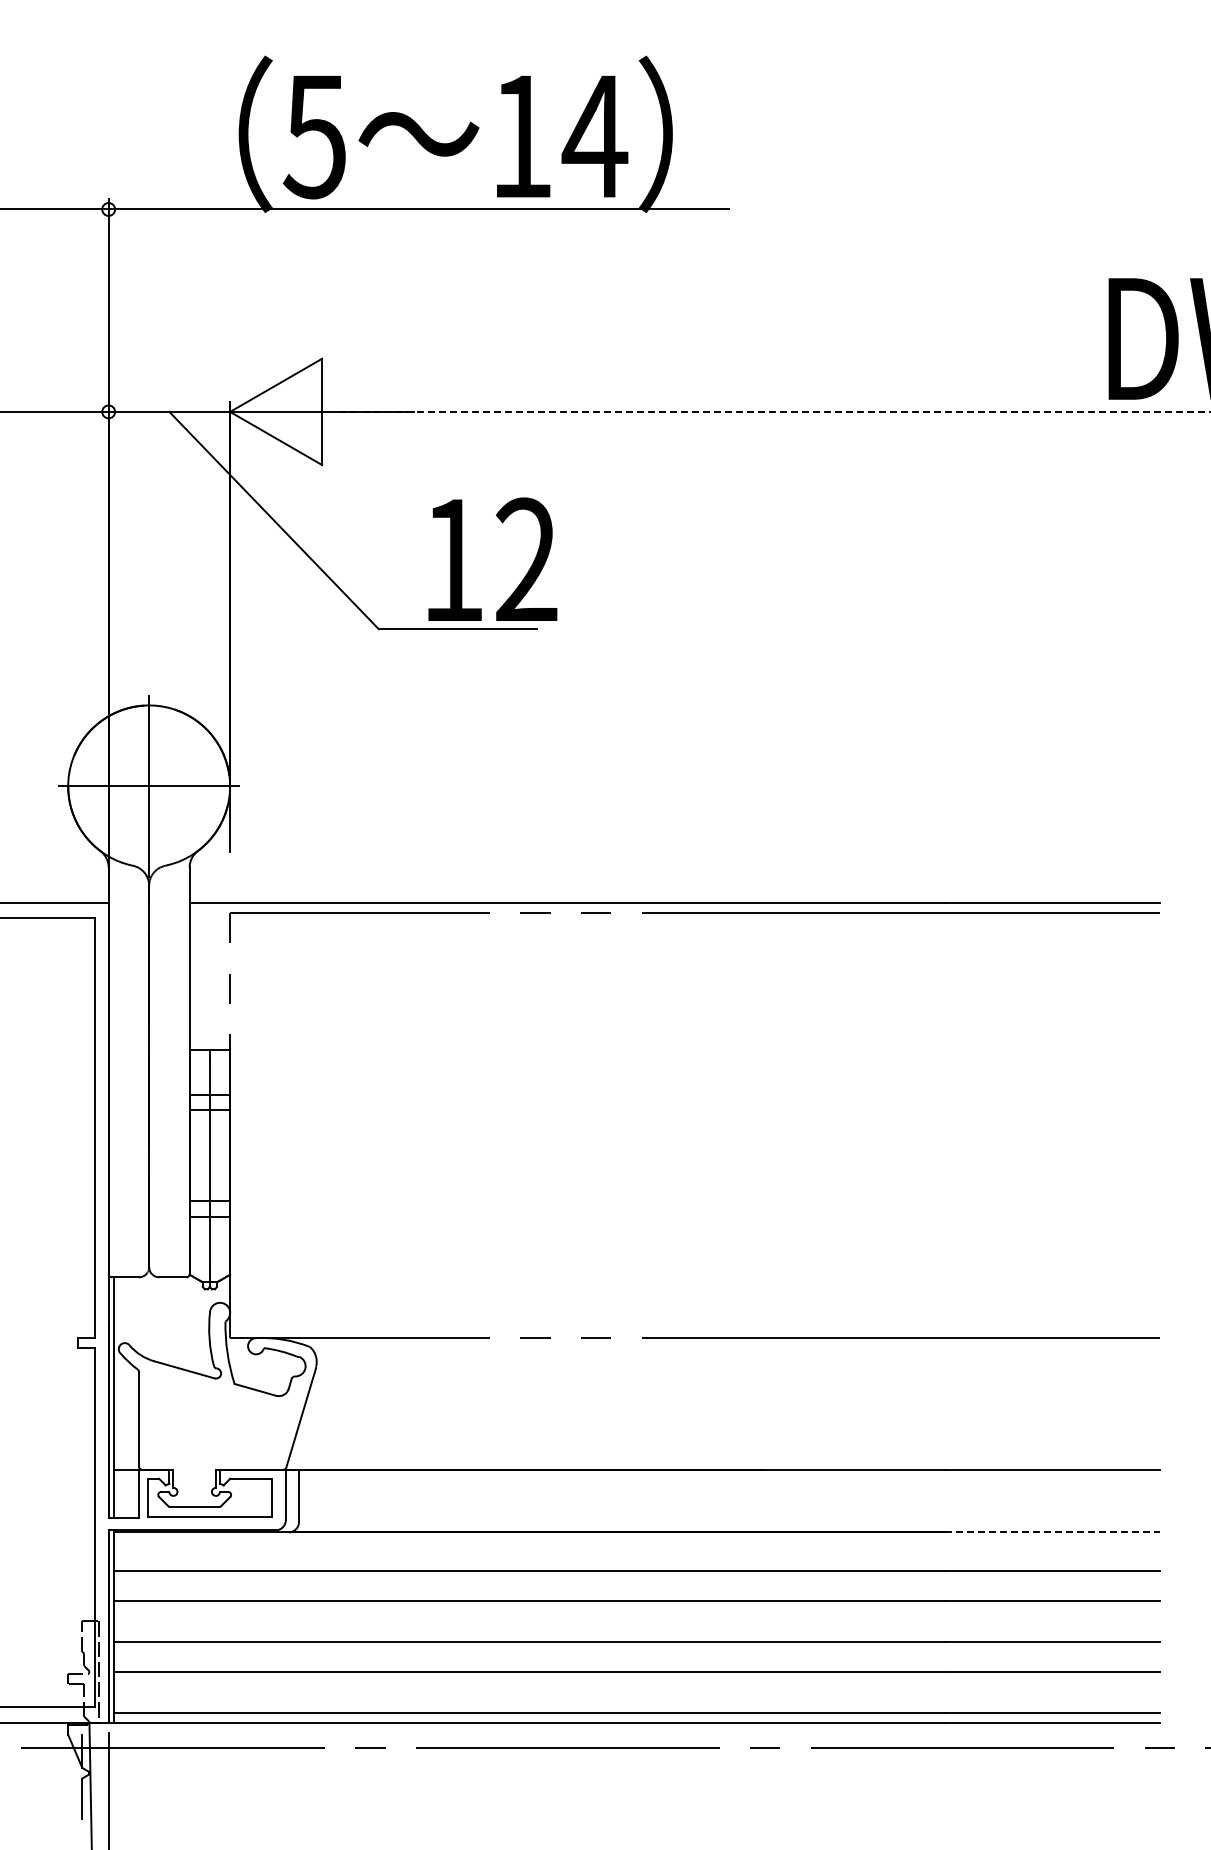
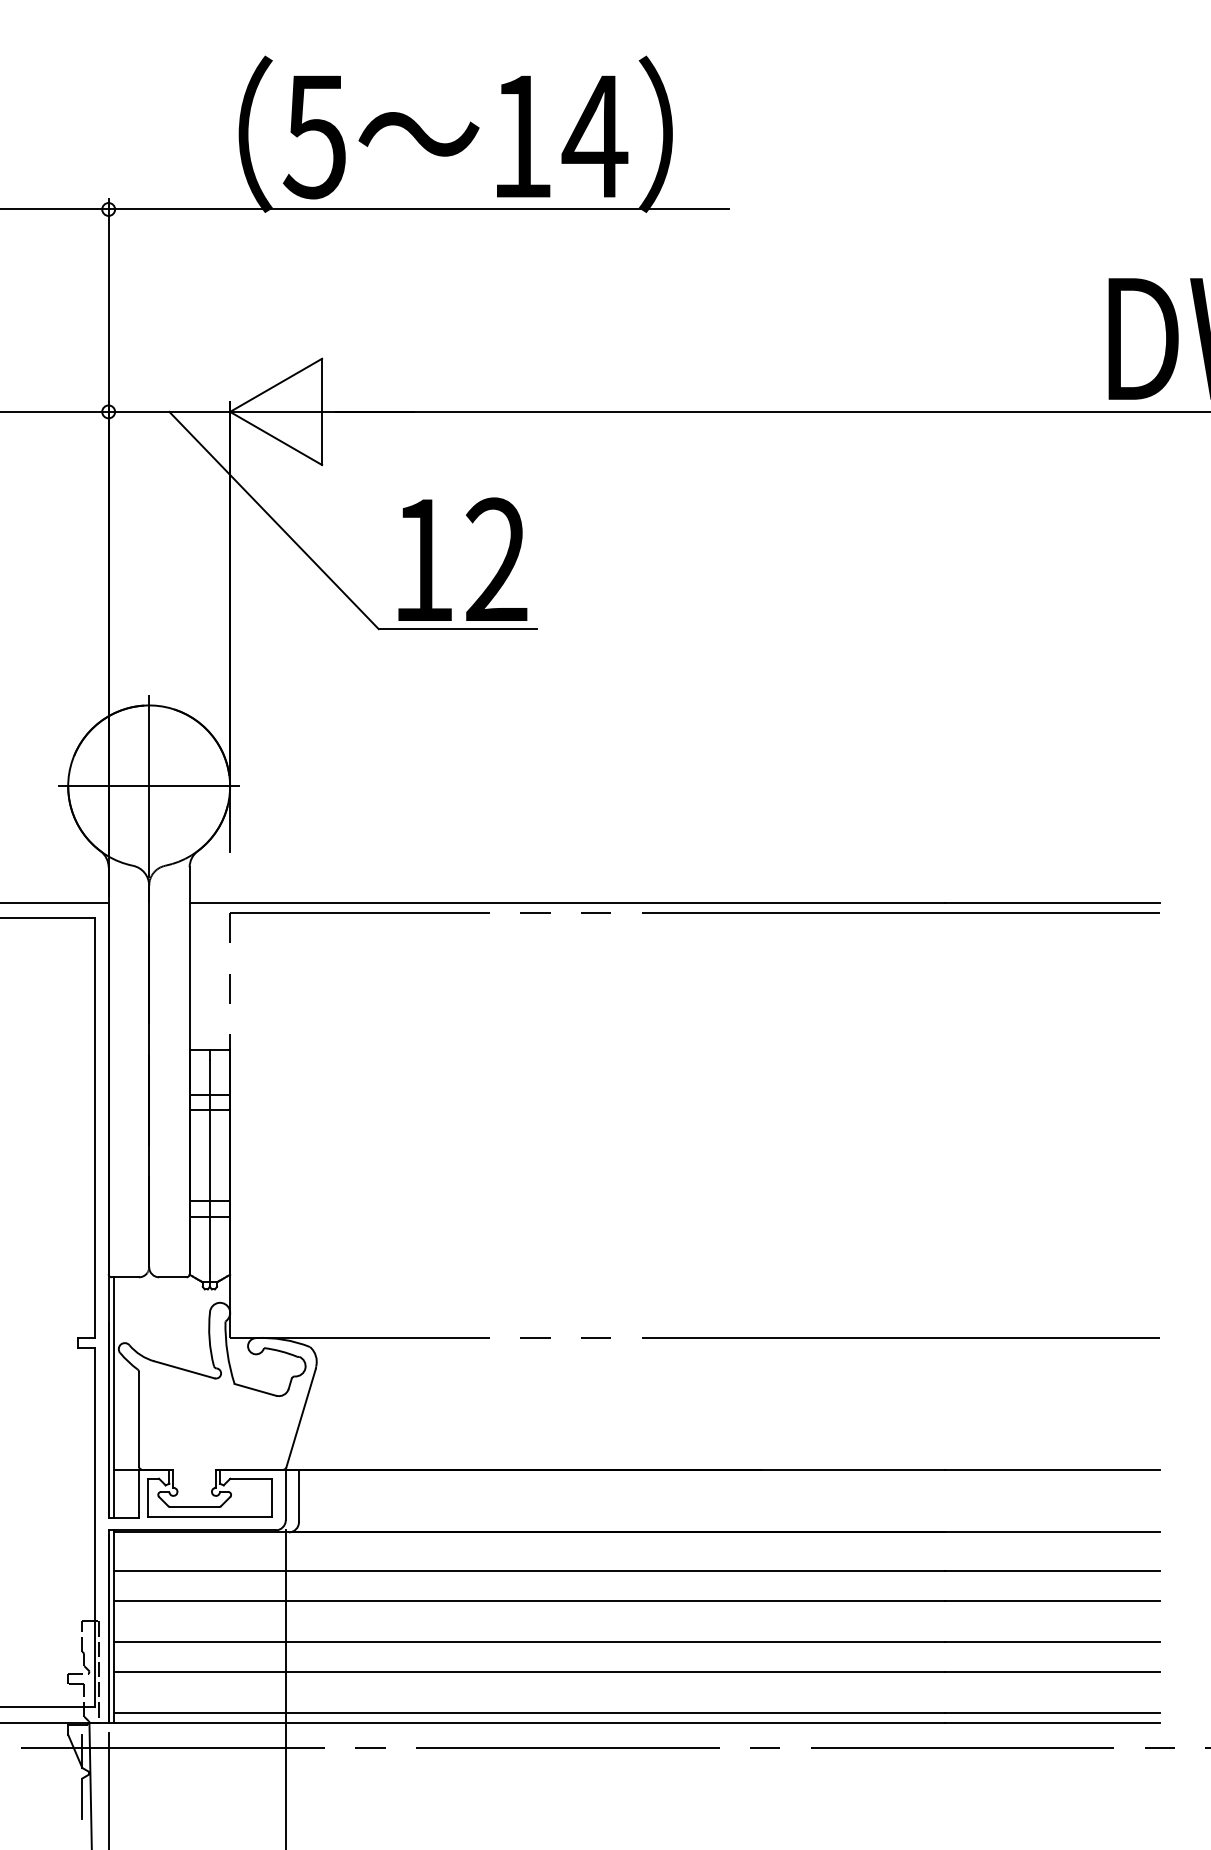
line: dashed -> solid (773, 411)
text position: (492, 558) -> (462, 558) (462, 558)
line: dashed -> solid (1052, 1532)
line: none -> present (285, 1688)
